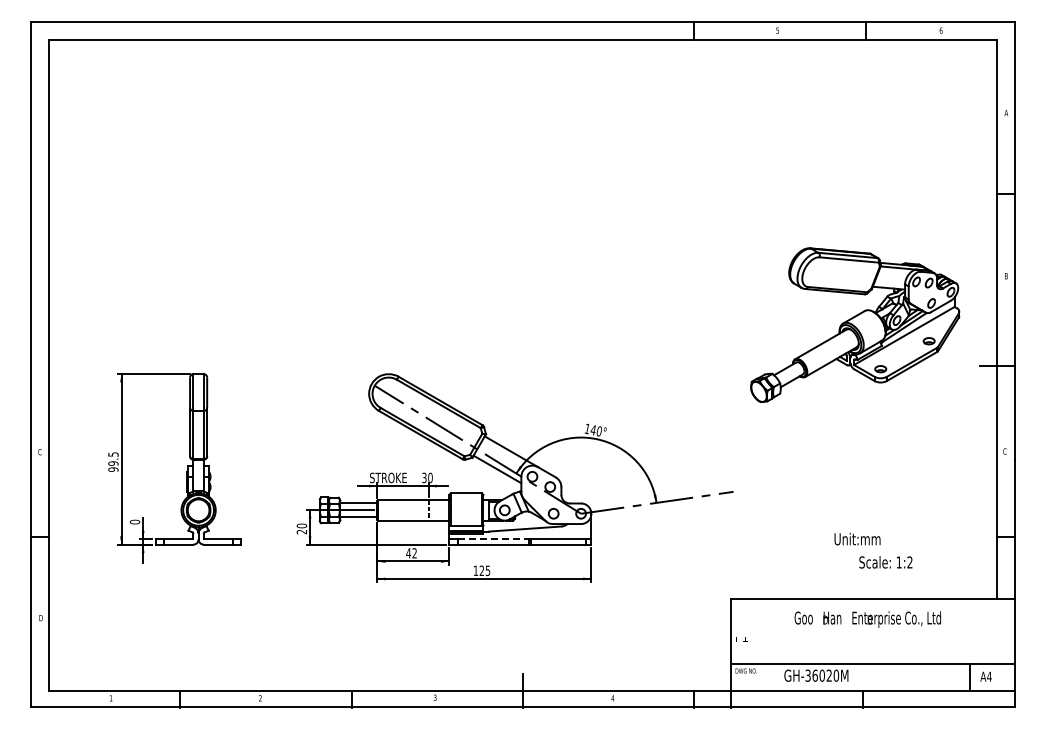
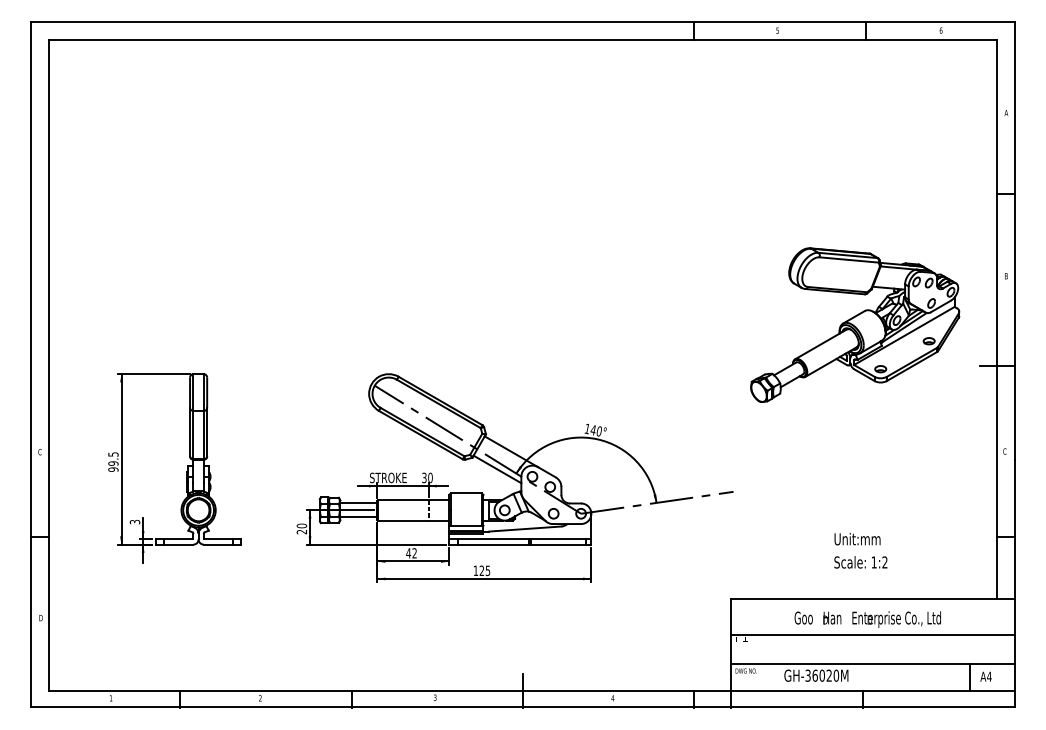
text: 0 -> 3 (135, 521)
line: dashed -> solid (493, 539)
text position: (885, 562) -> (860, 562) (860, 562)
line: none -> present (872, 635)
